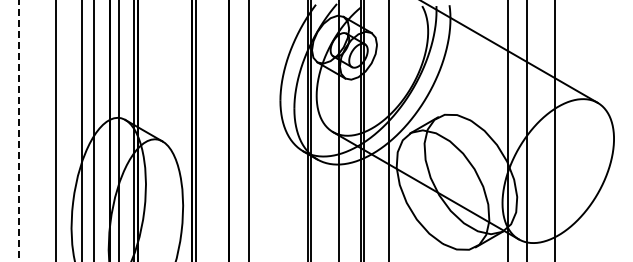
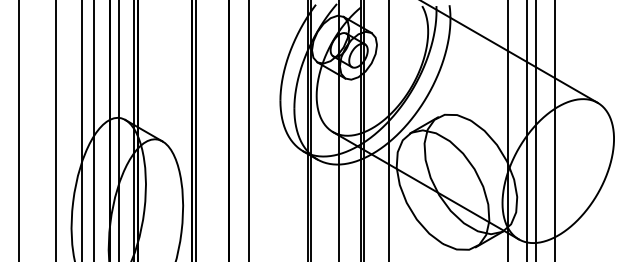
line: none -> present (535, 130)
line: dashed -> solid (18, 131)
